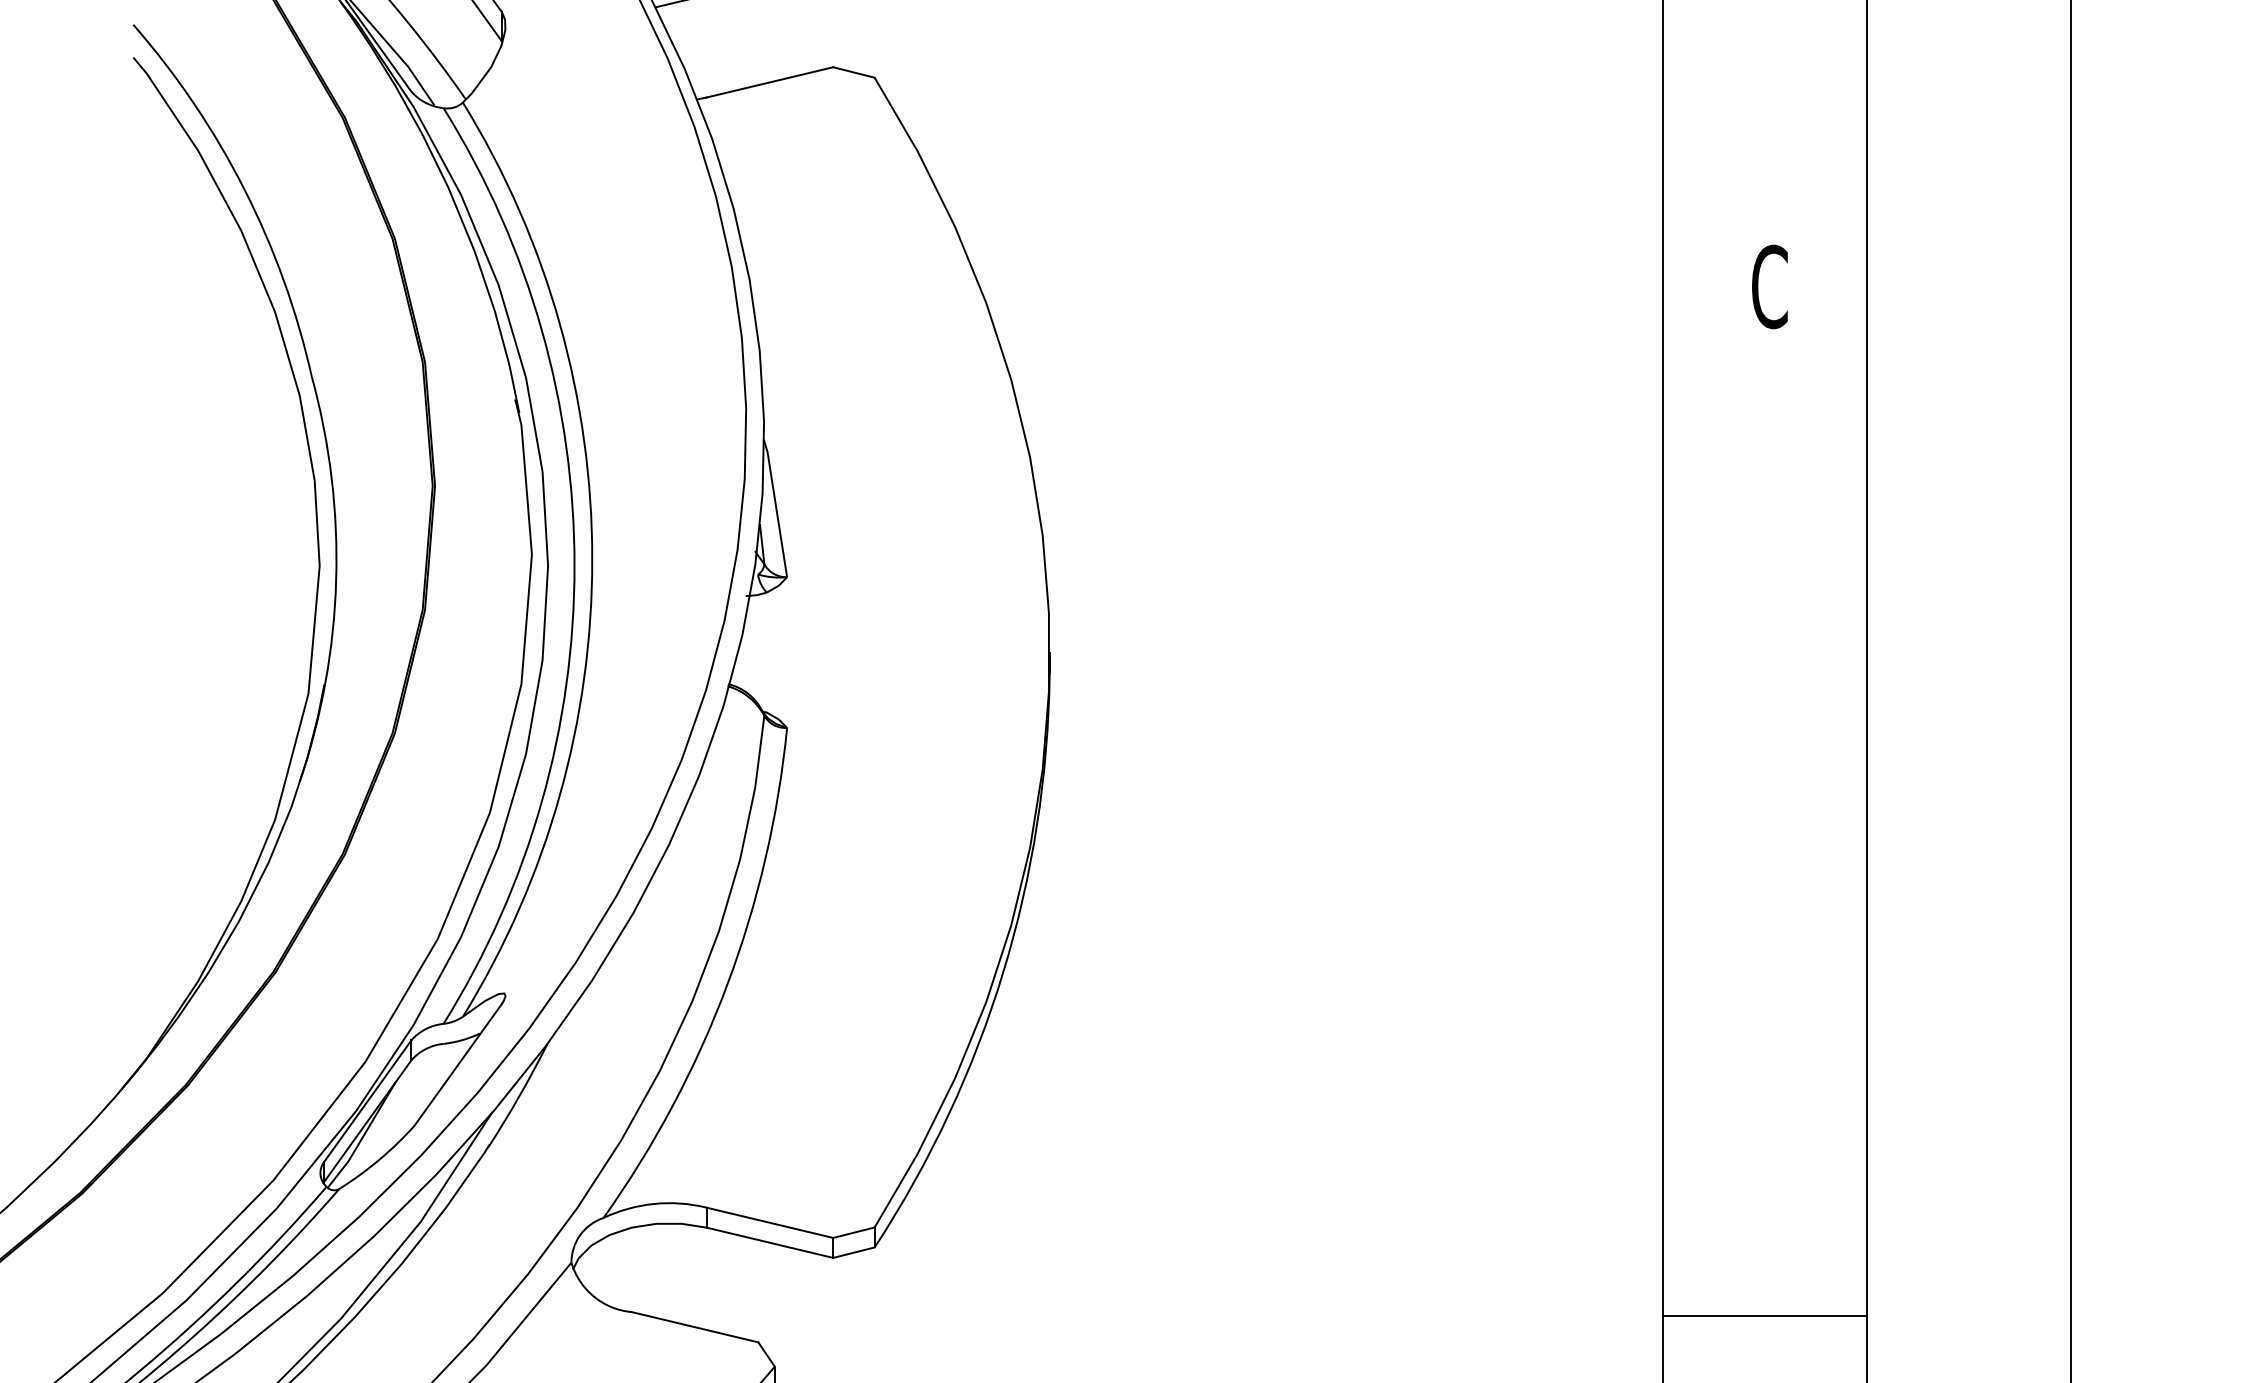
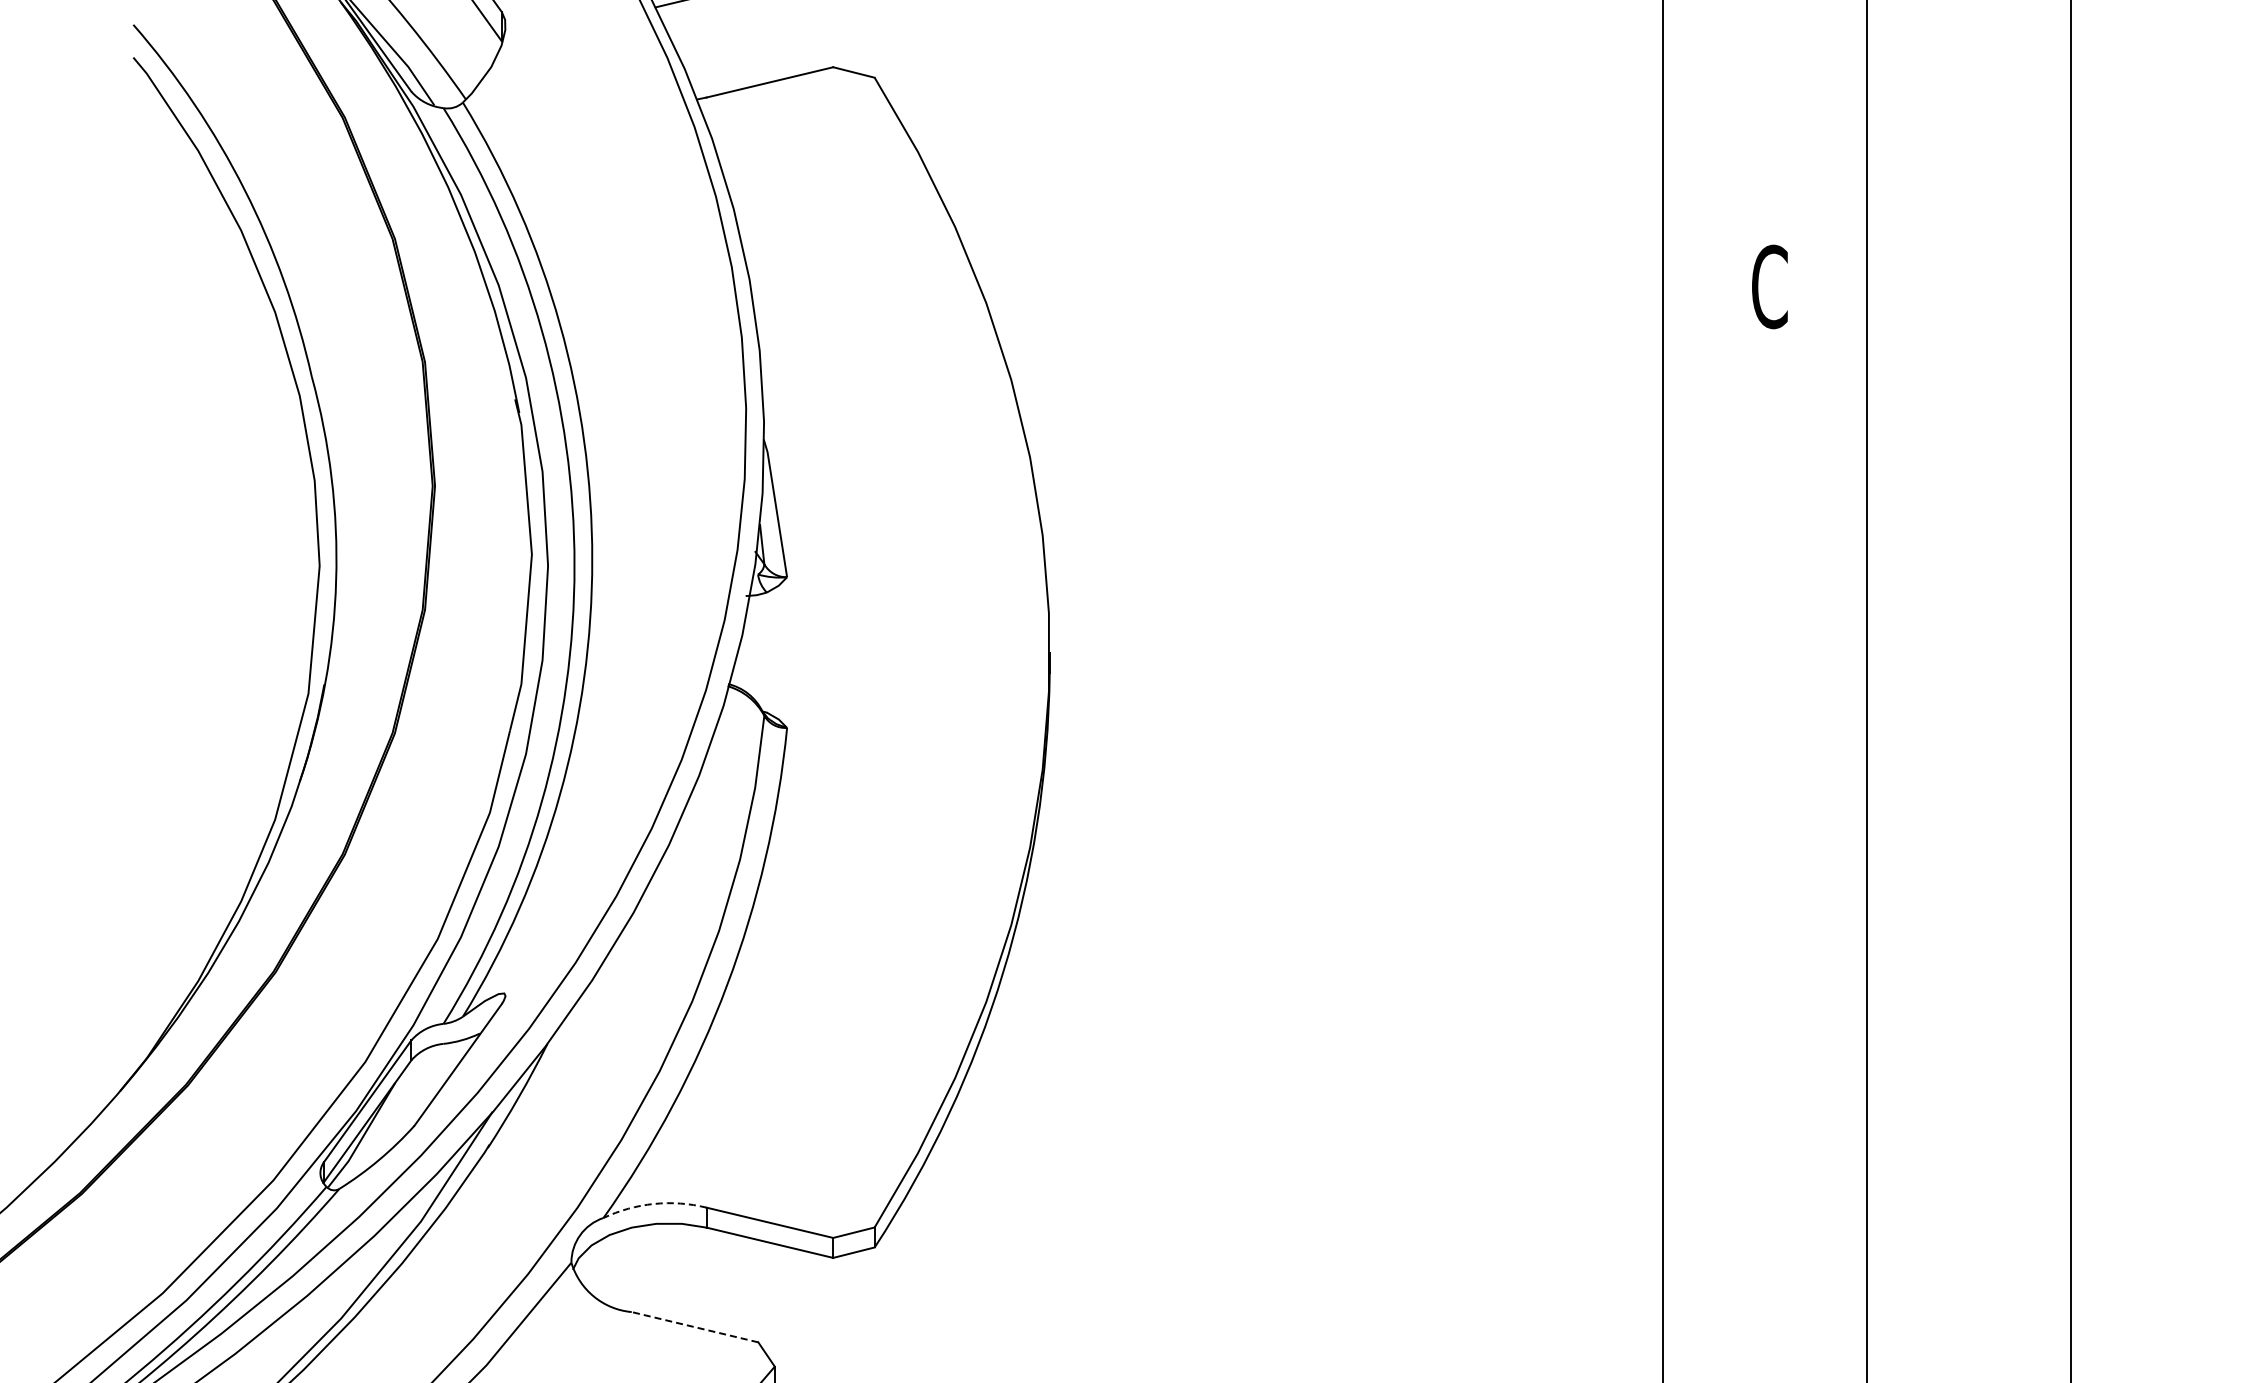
arc: solid -> dashed (654, 1203)
line: present -> none (1764, 1315)
line: solid -> dashed (694, 1327)
